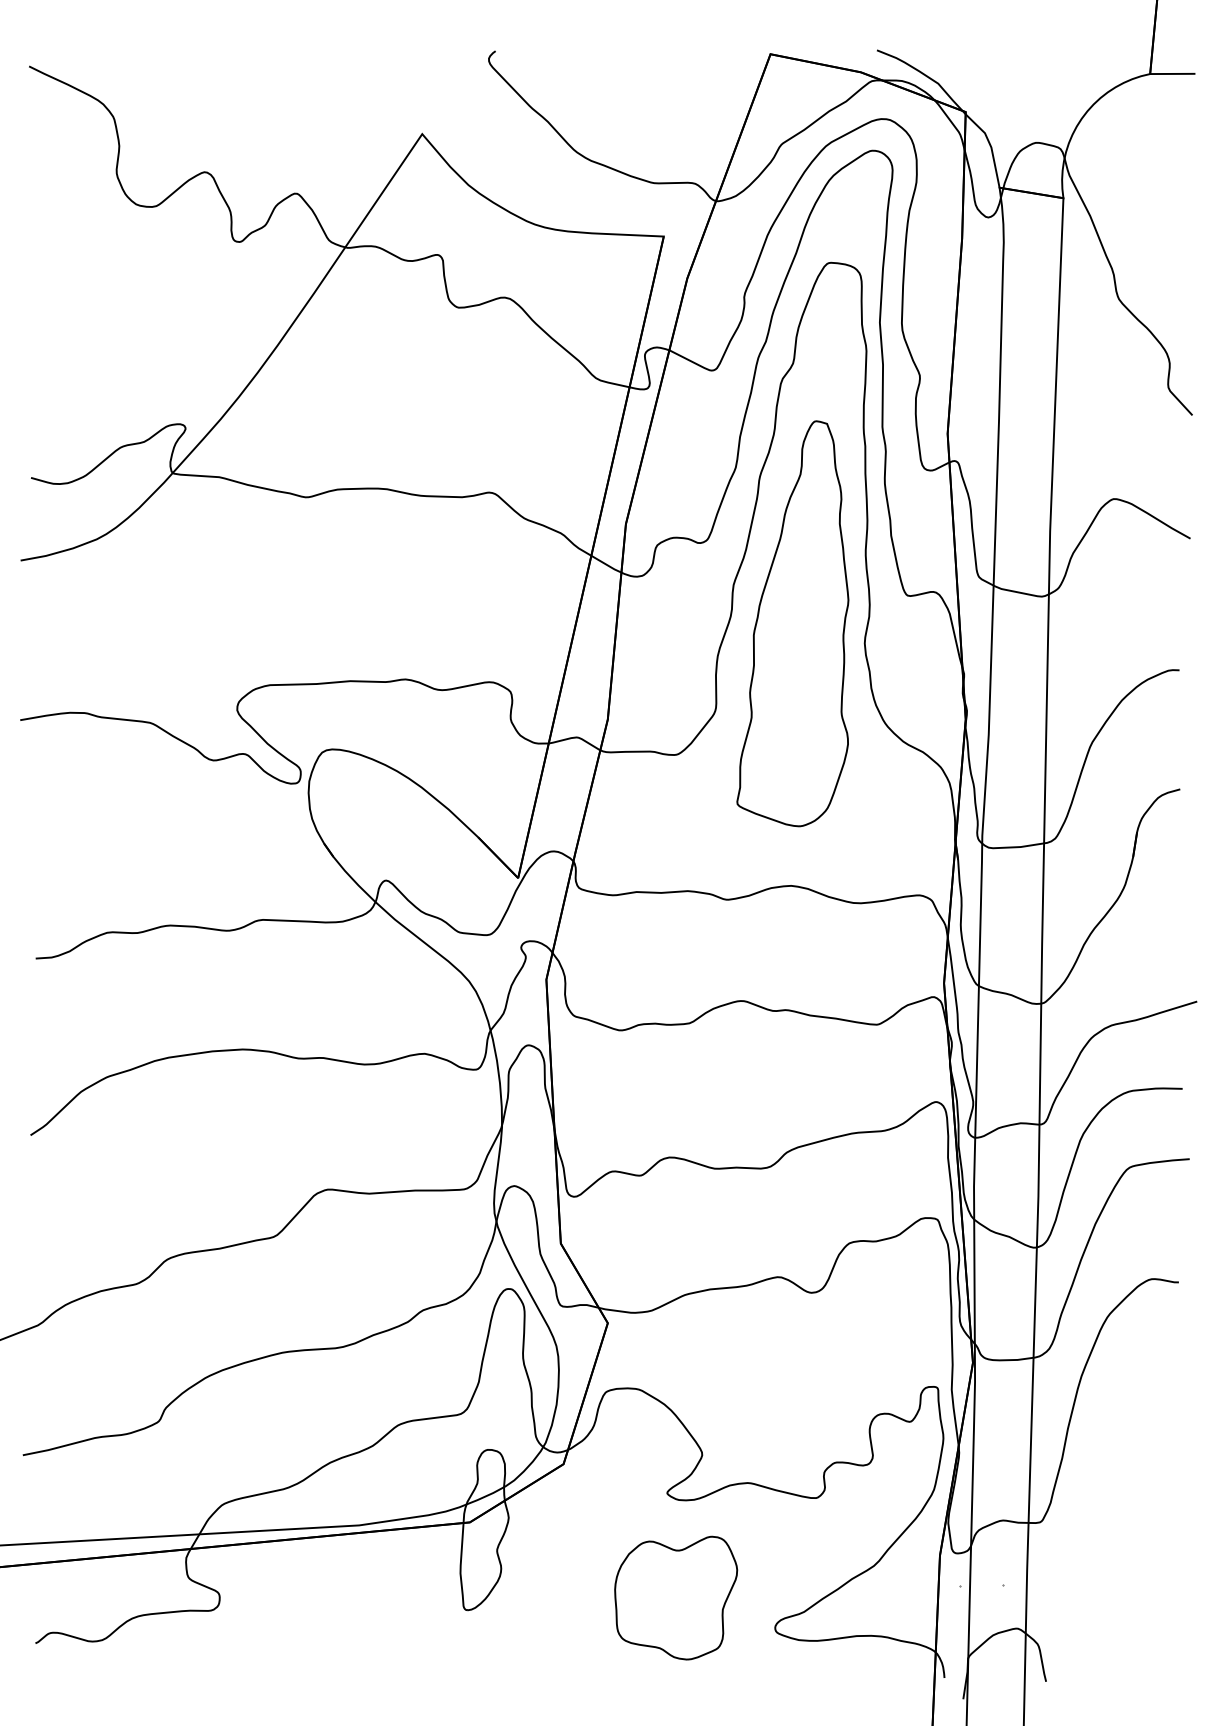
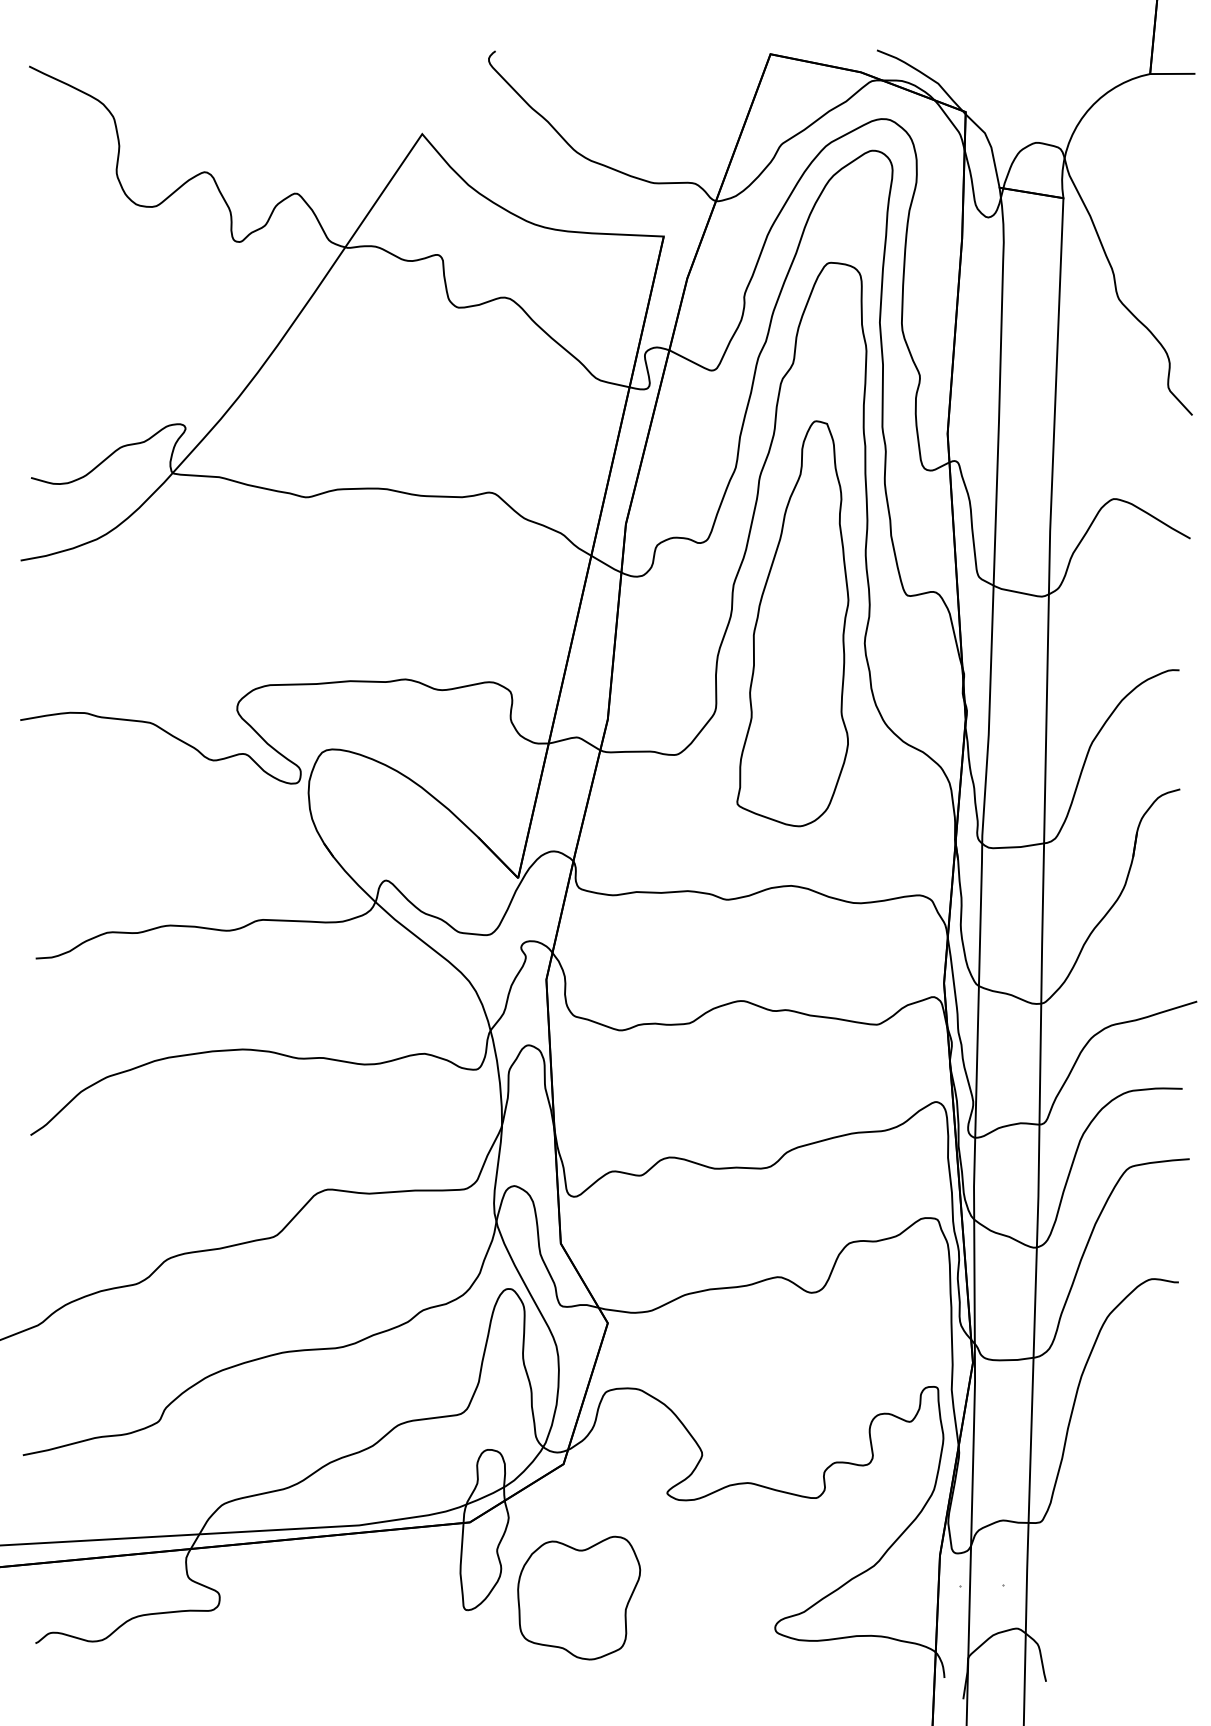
part position: (676, 1597) -> (579, 1597) (579, 1597)
